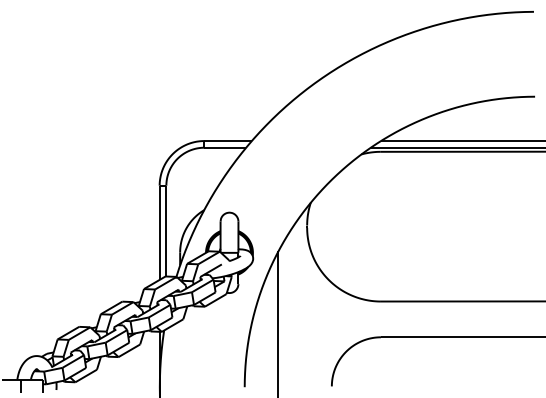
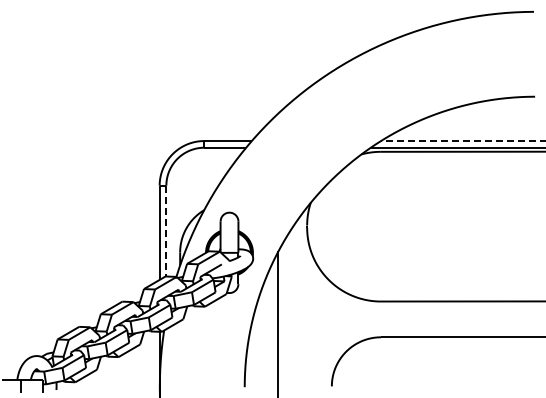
line: solid -> dashed (462, 141)
line: solid -> dashed (166, 231)
